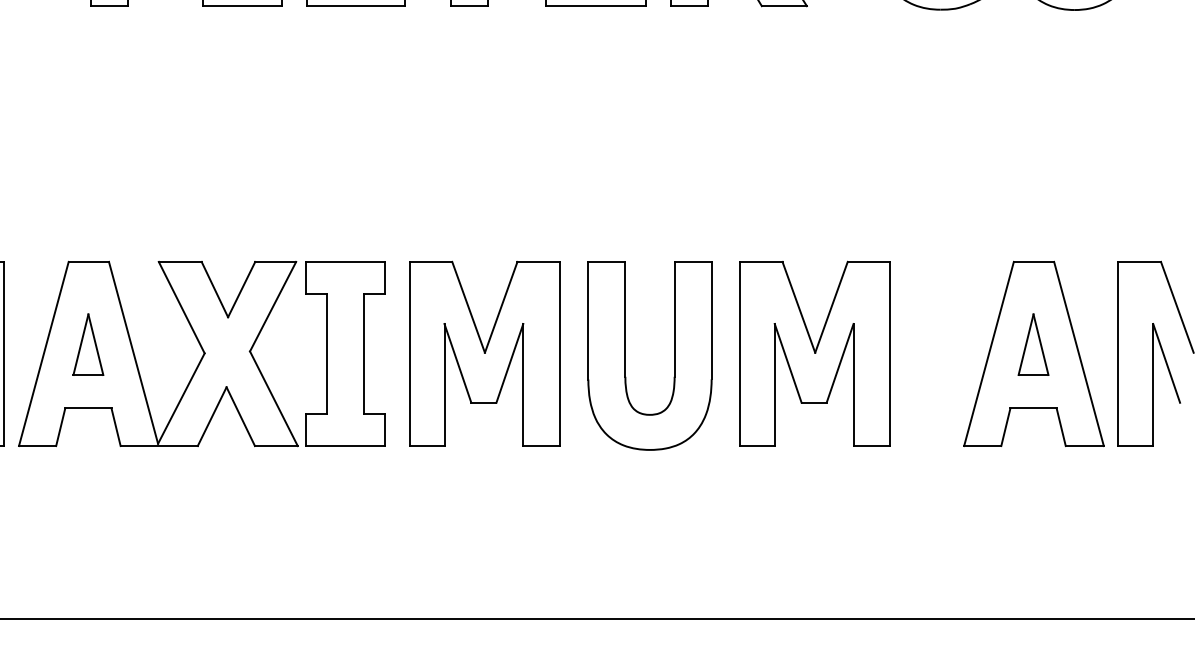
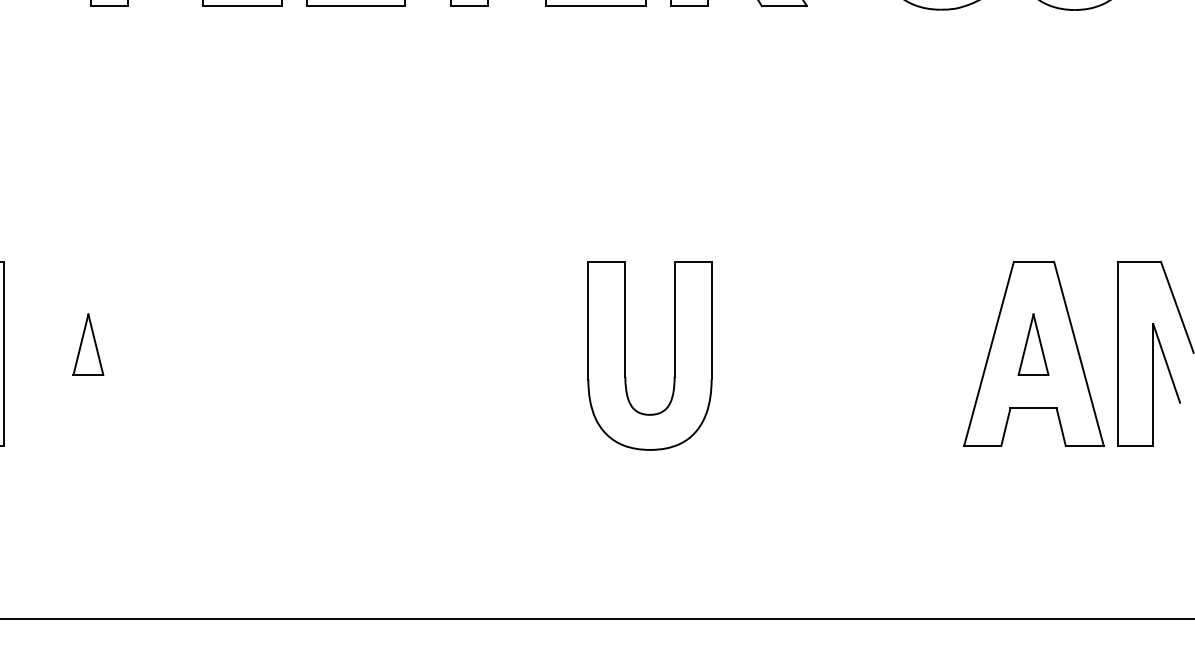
part: present -> none (201, 353)
part: present -> none (484, 353)
part: present -> none (814, 353)
